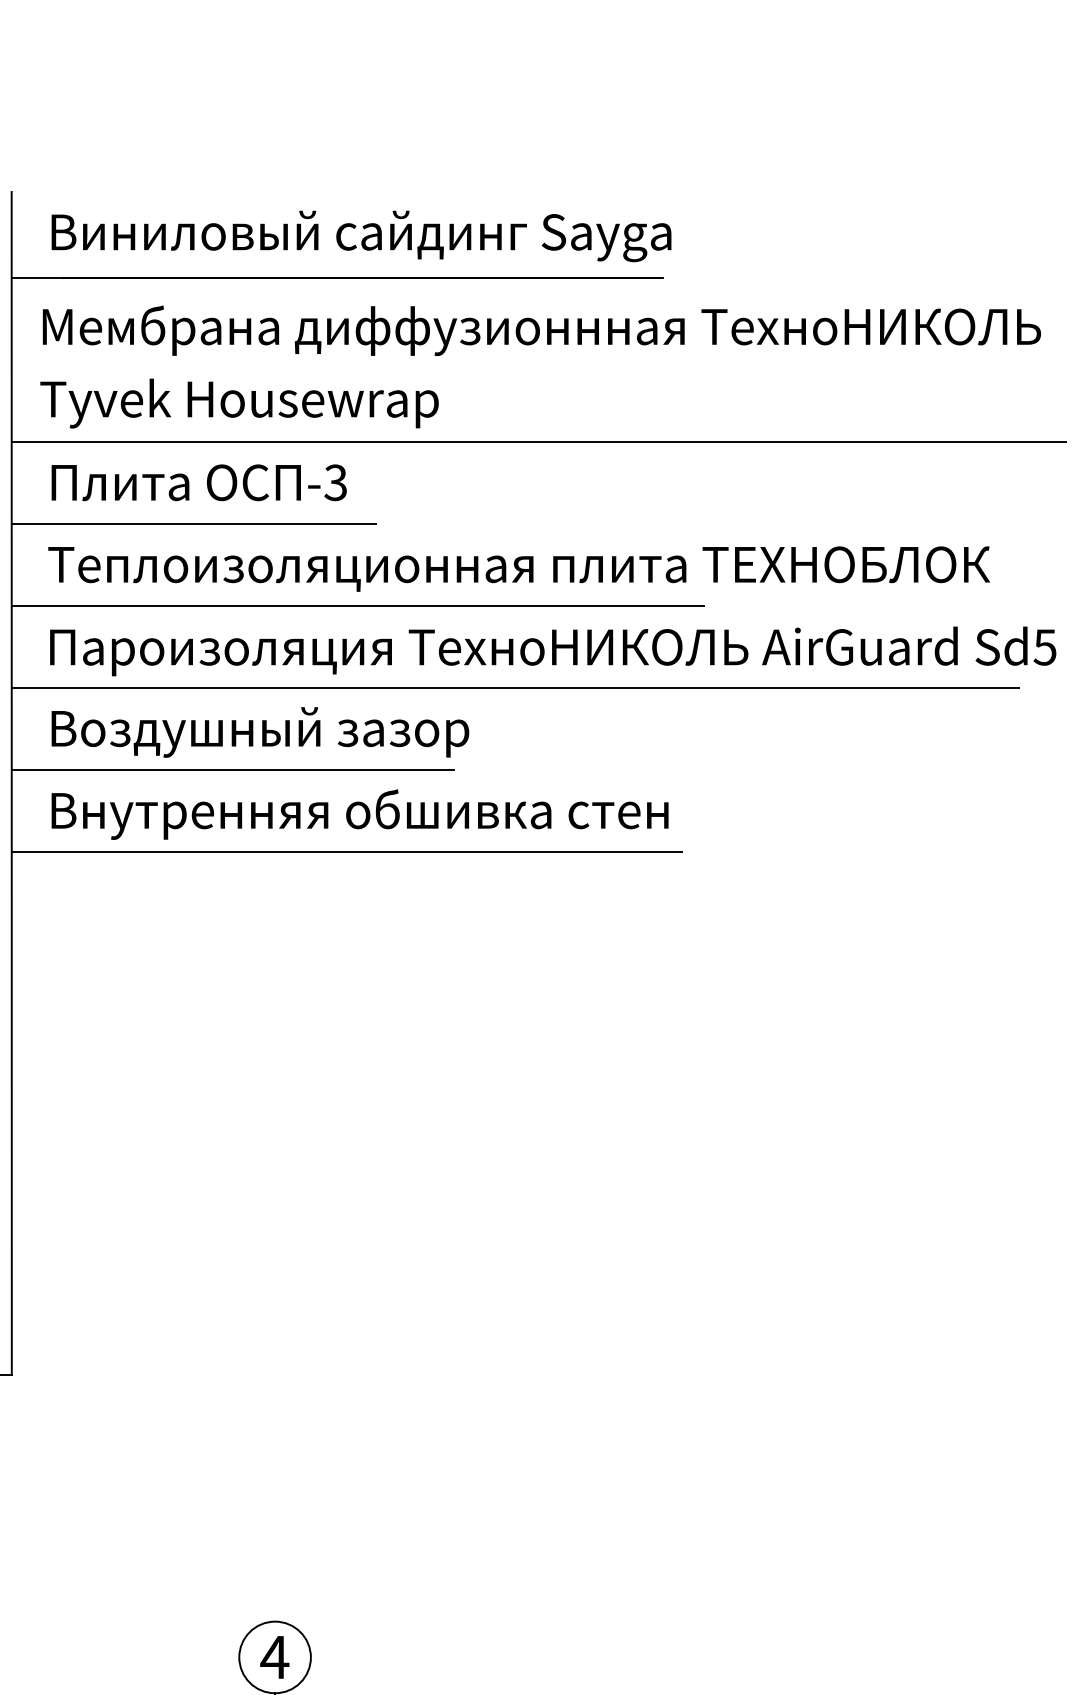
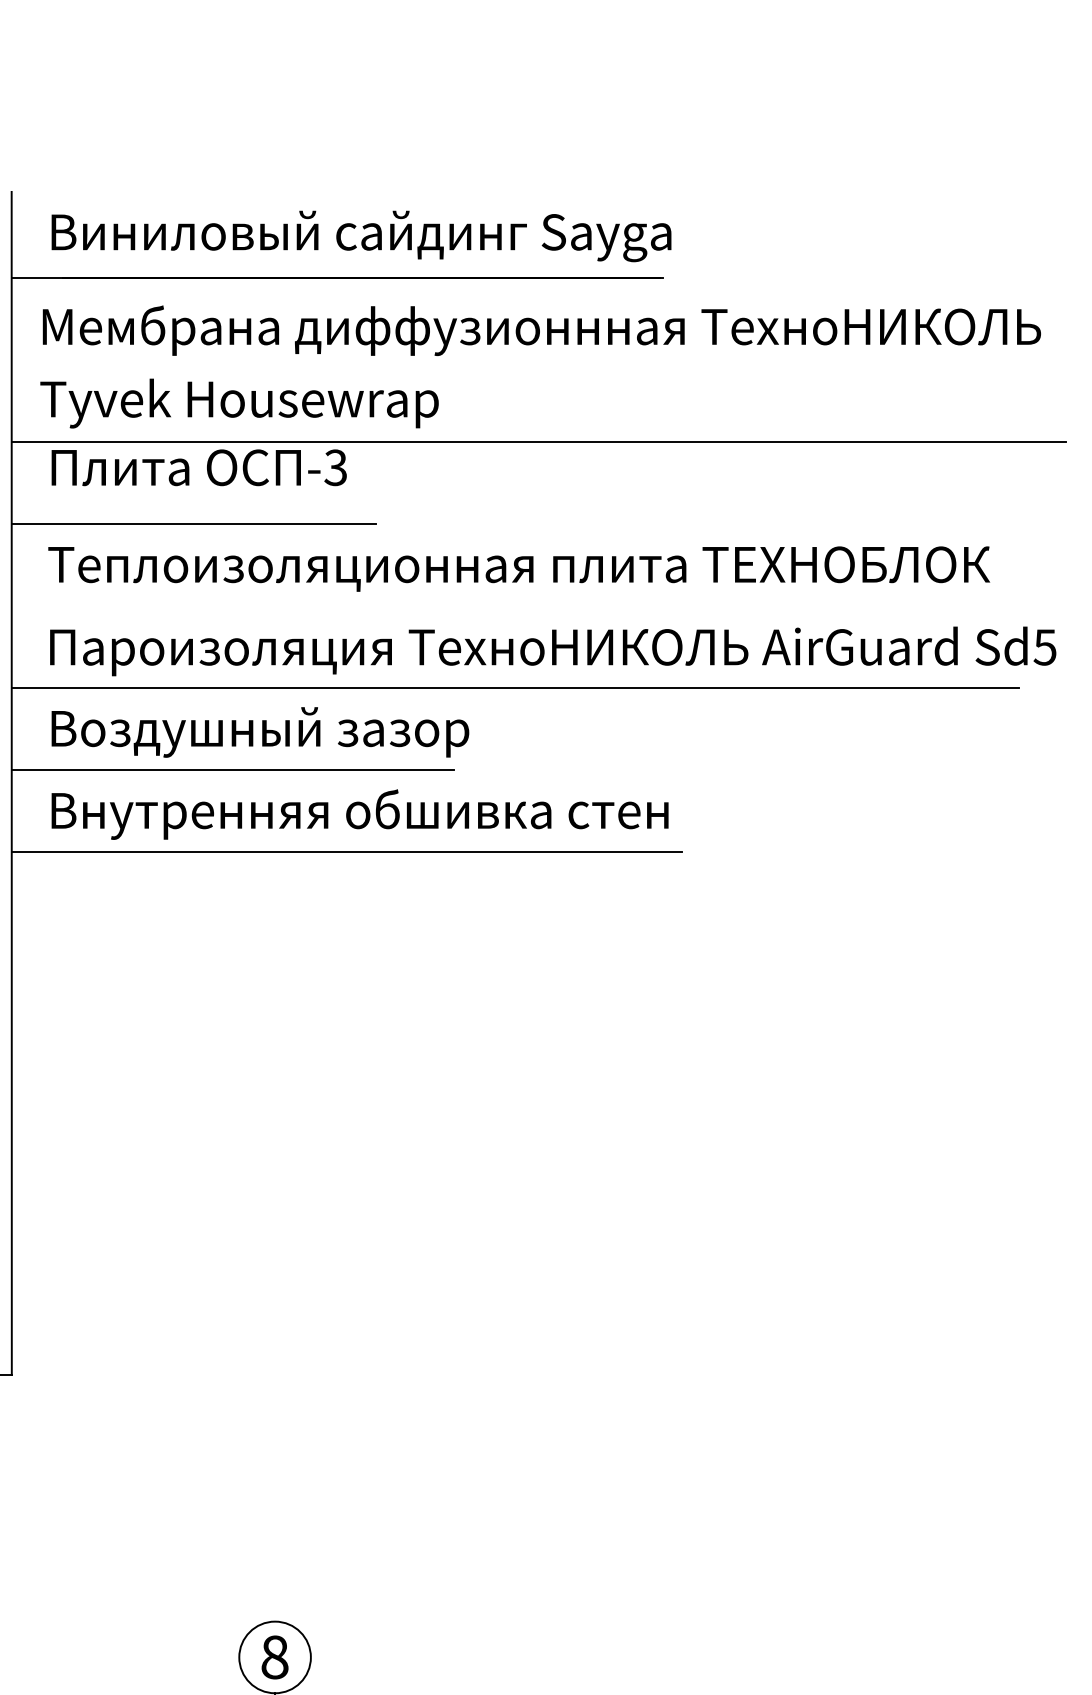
text position: (198, 482) -> (198, 467) (198, 467)
line: present -> none (357, 605)
text: 4 -> 8 (274, 1657)
